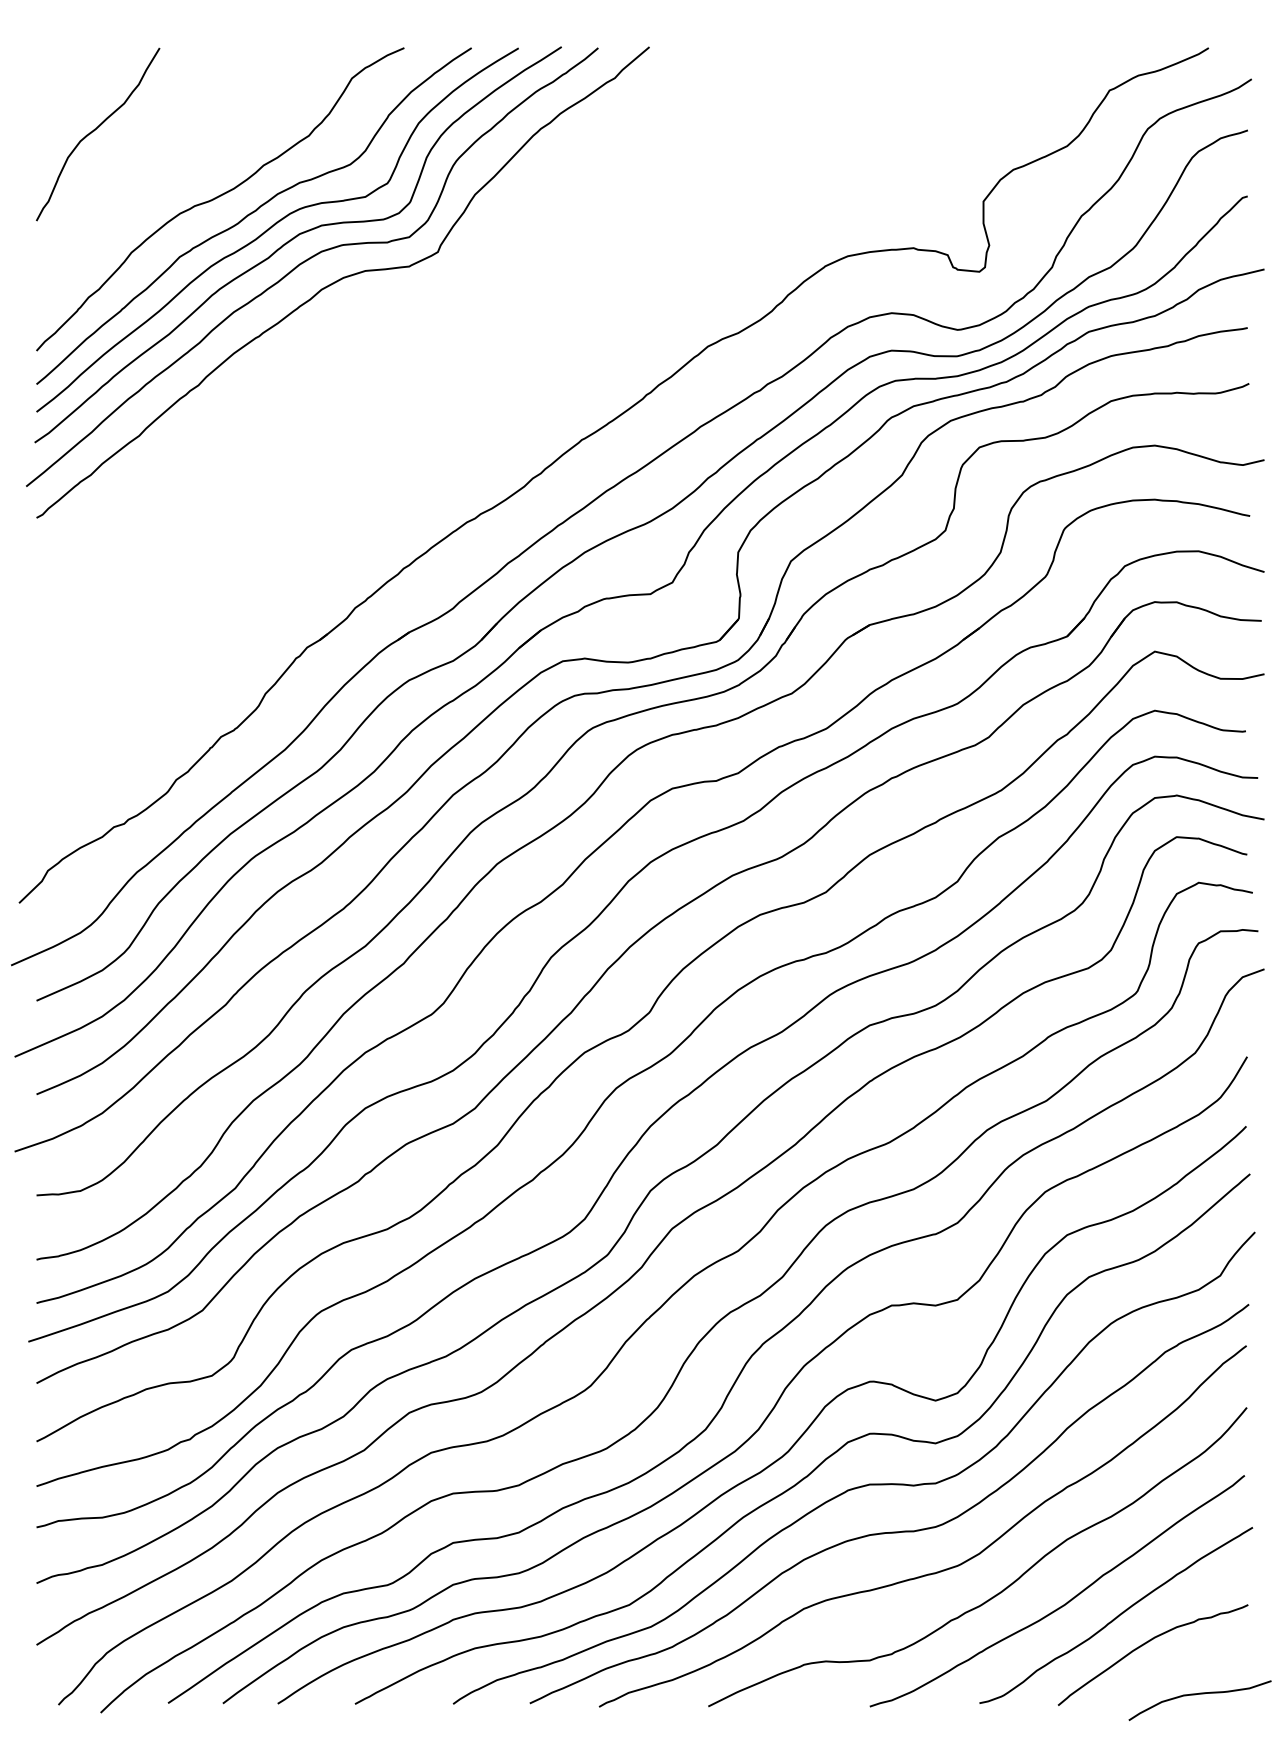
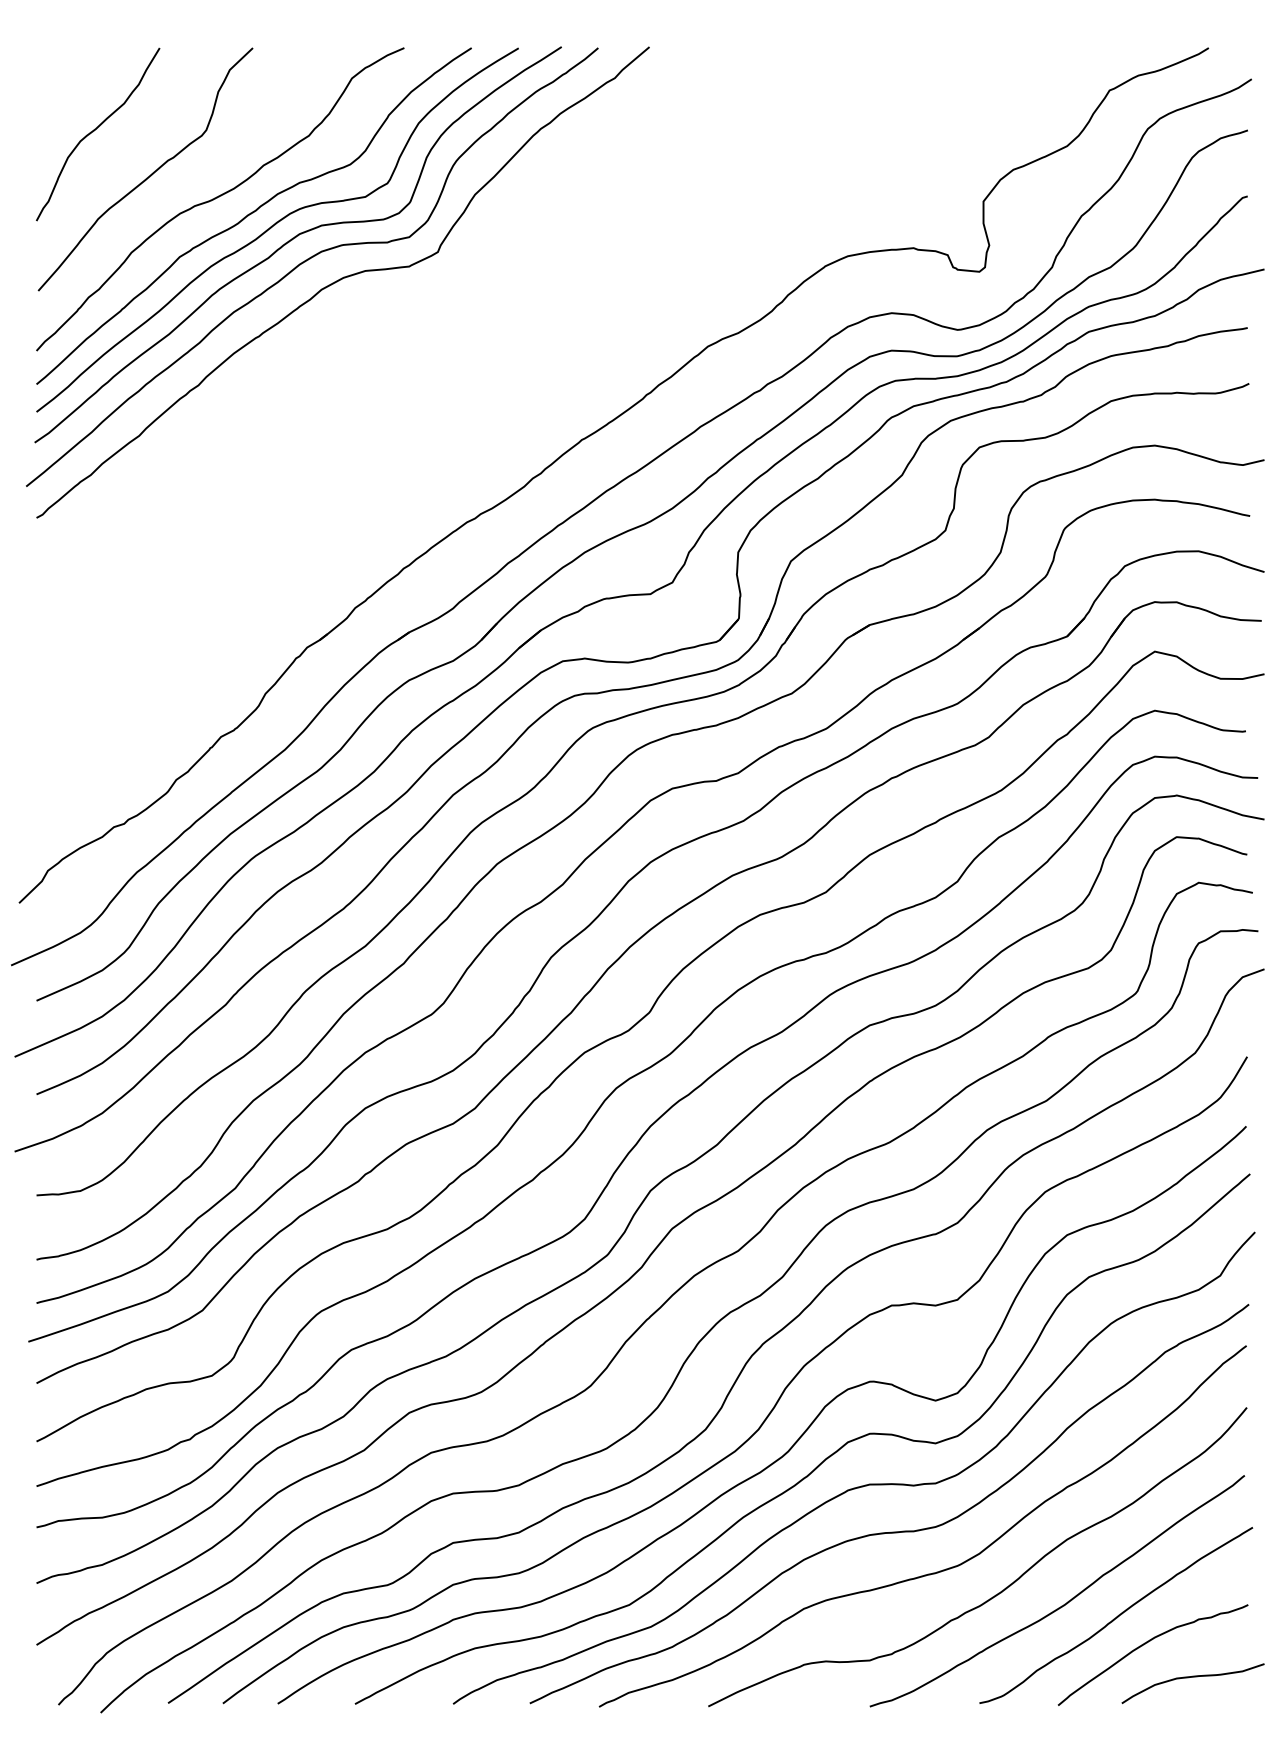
curve: none -> present (150, 174)
curve position: (1199, 1694) -> (1192, 1677) (1192, 1677)
